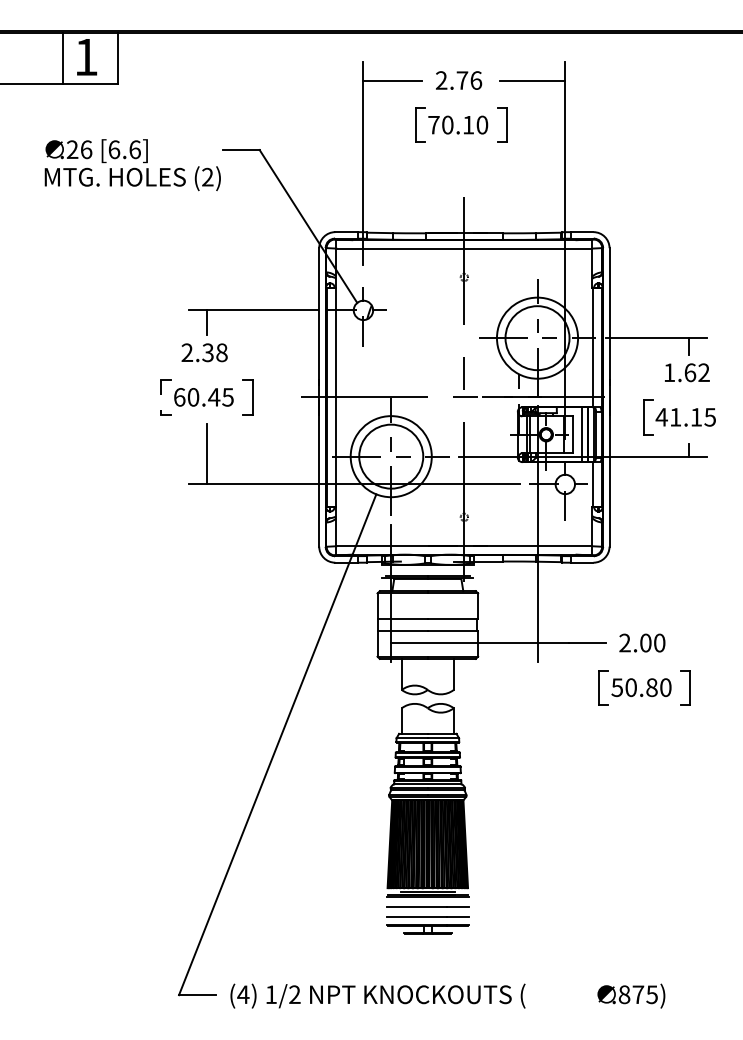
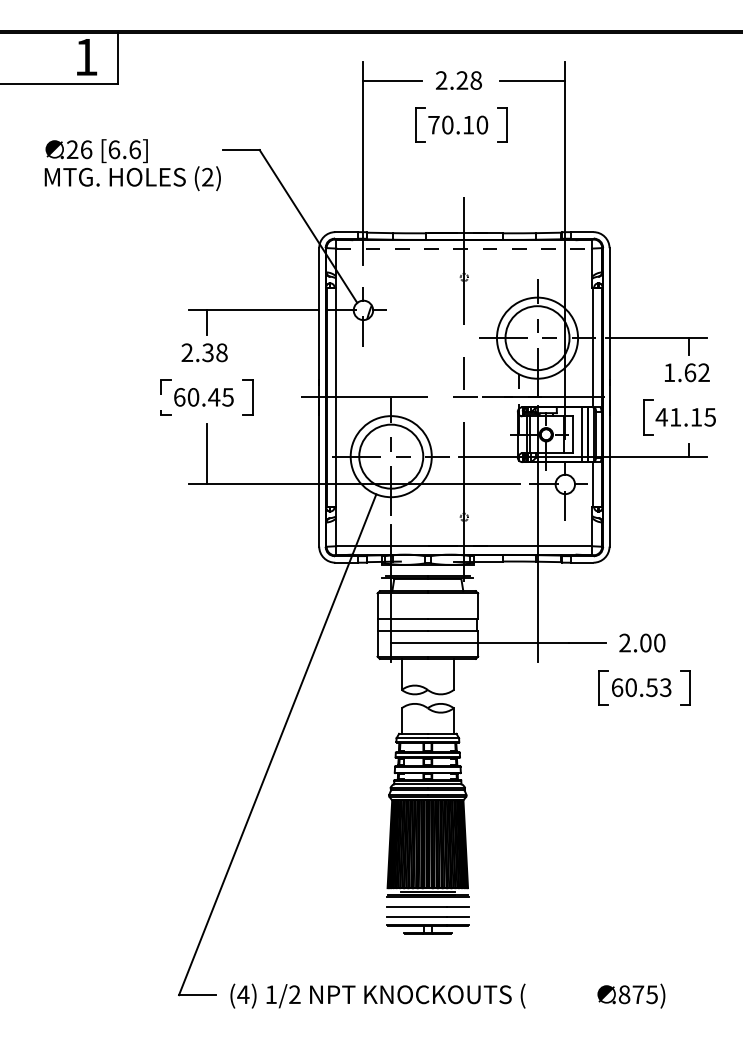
line: present -> none (63, 57)
text: 2.76 -> 2.28 (469, 80)
line: solid -> dashed (464, 248)
text: 50.80 -> 60.53 (641, 687)
